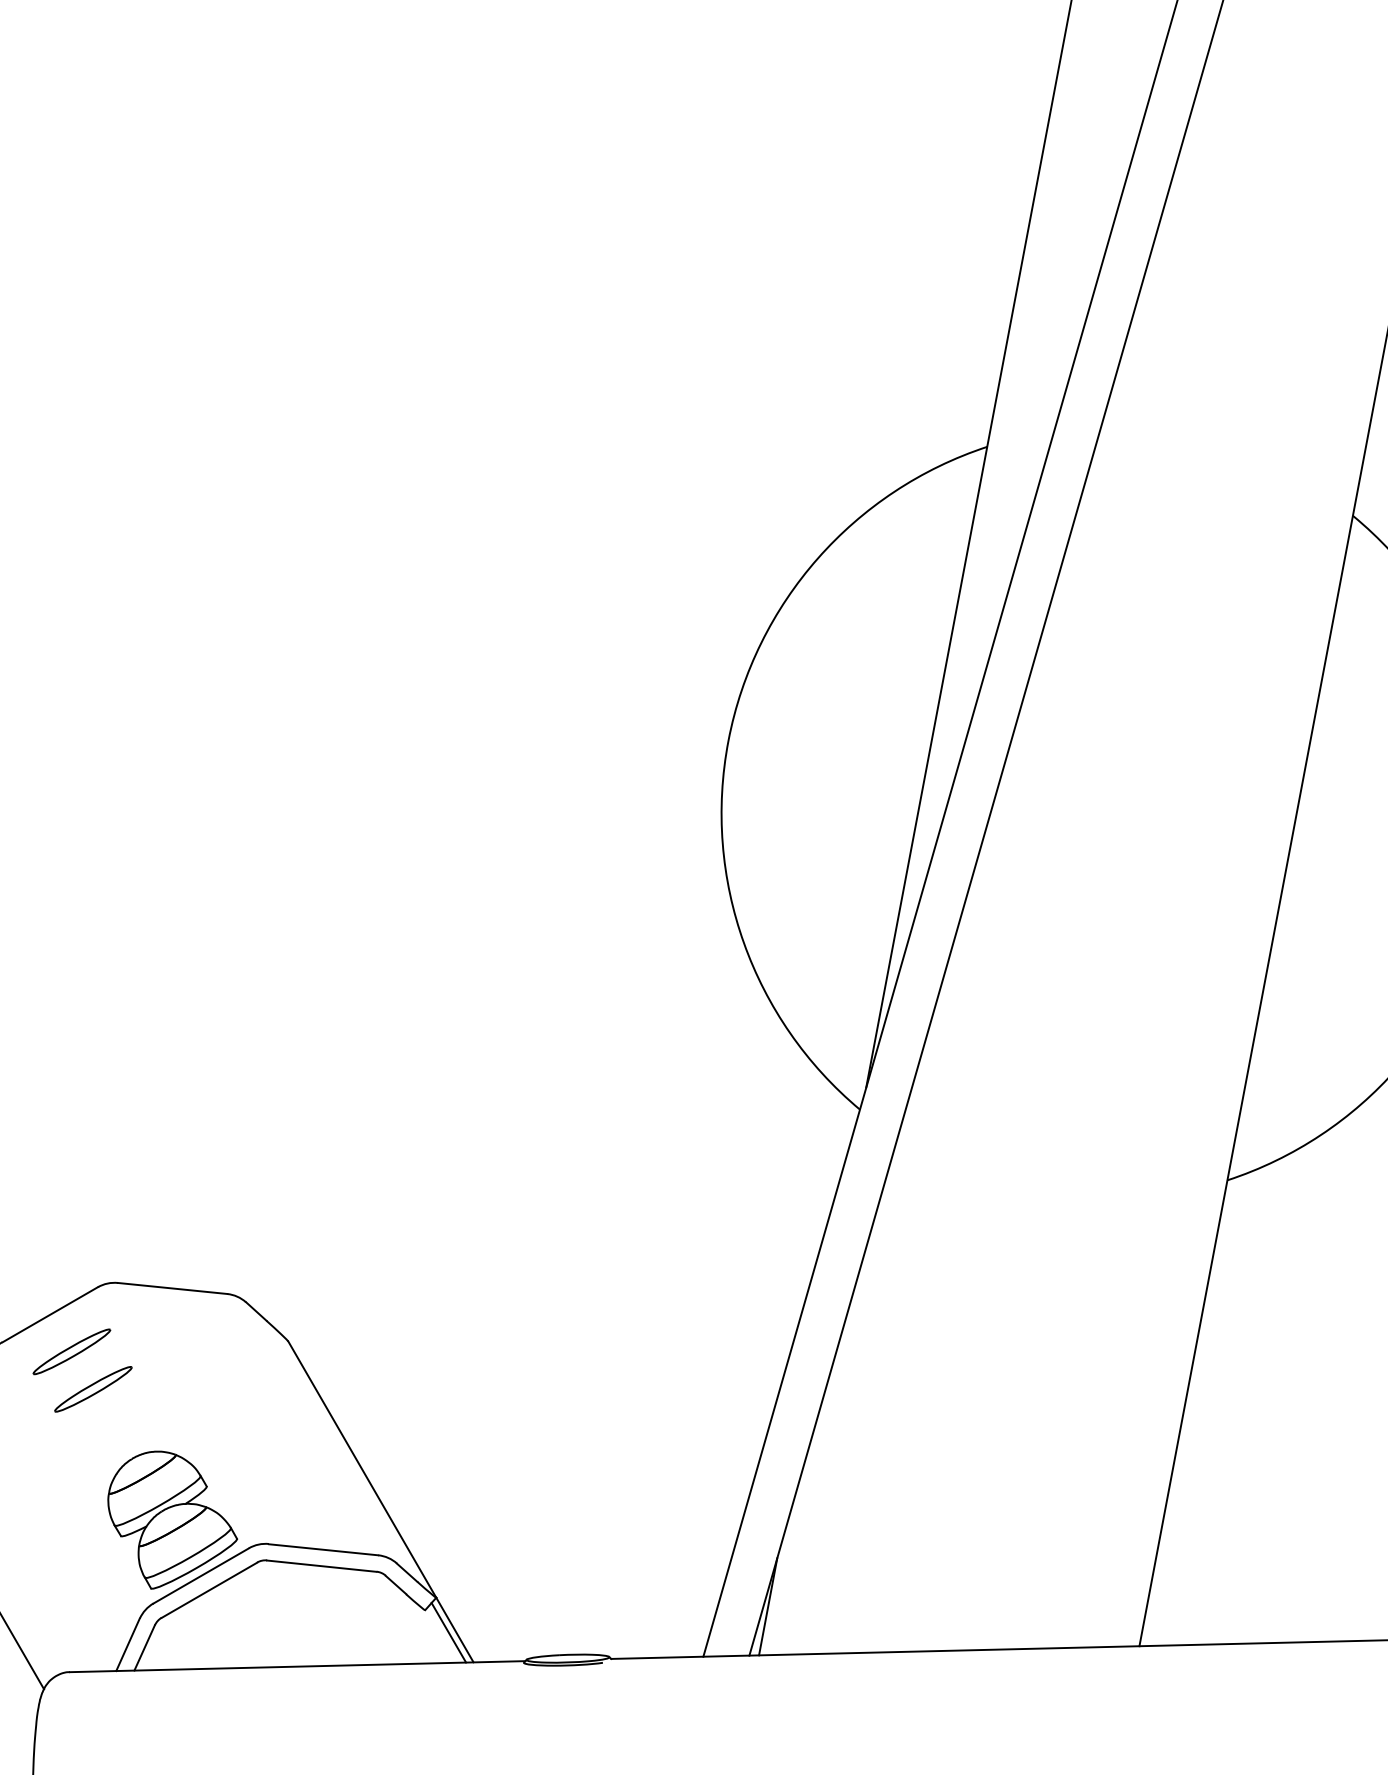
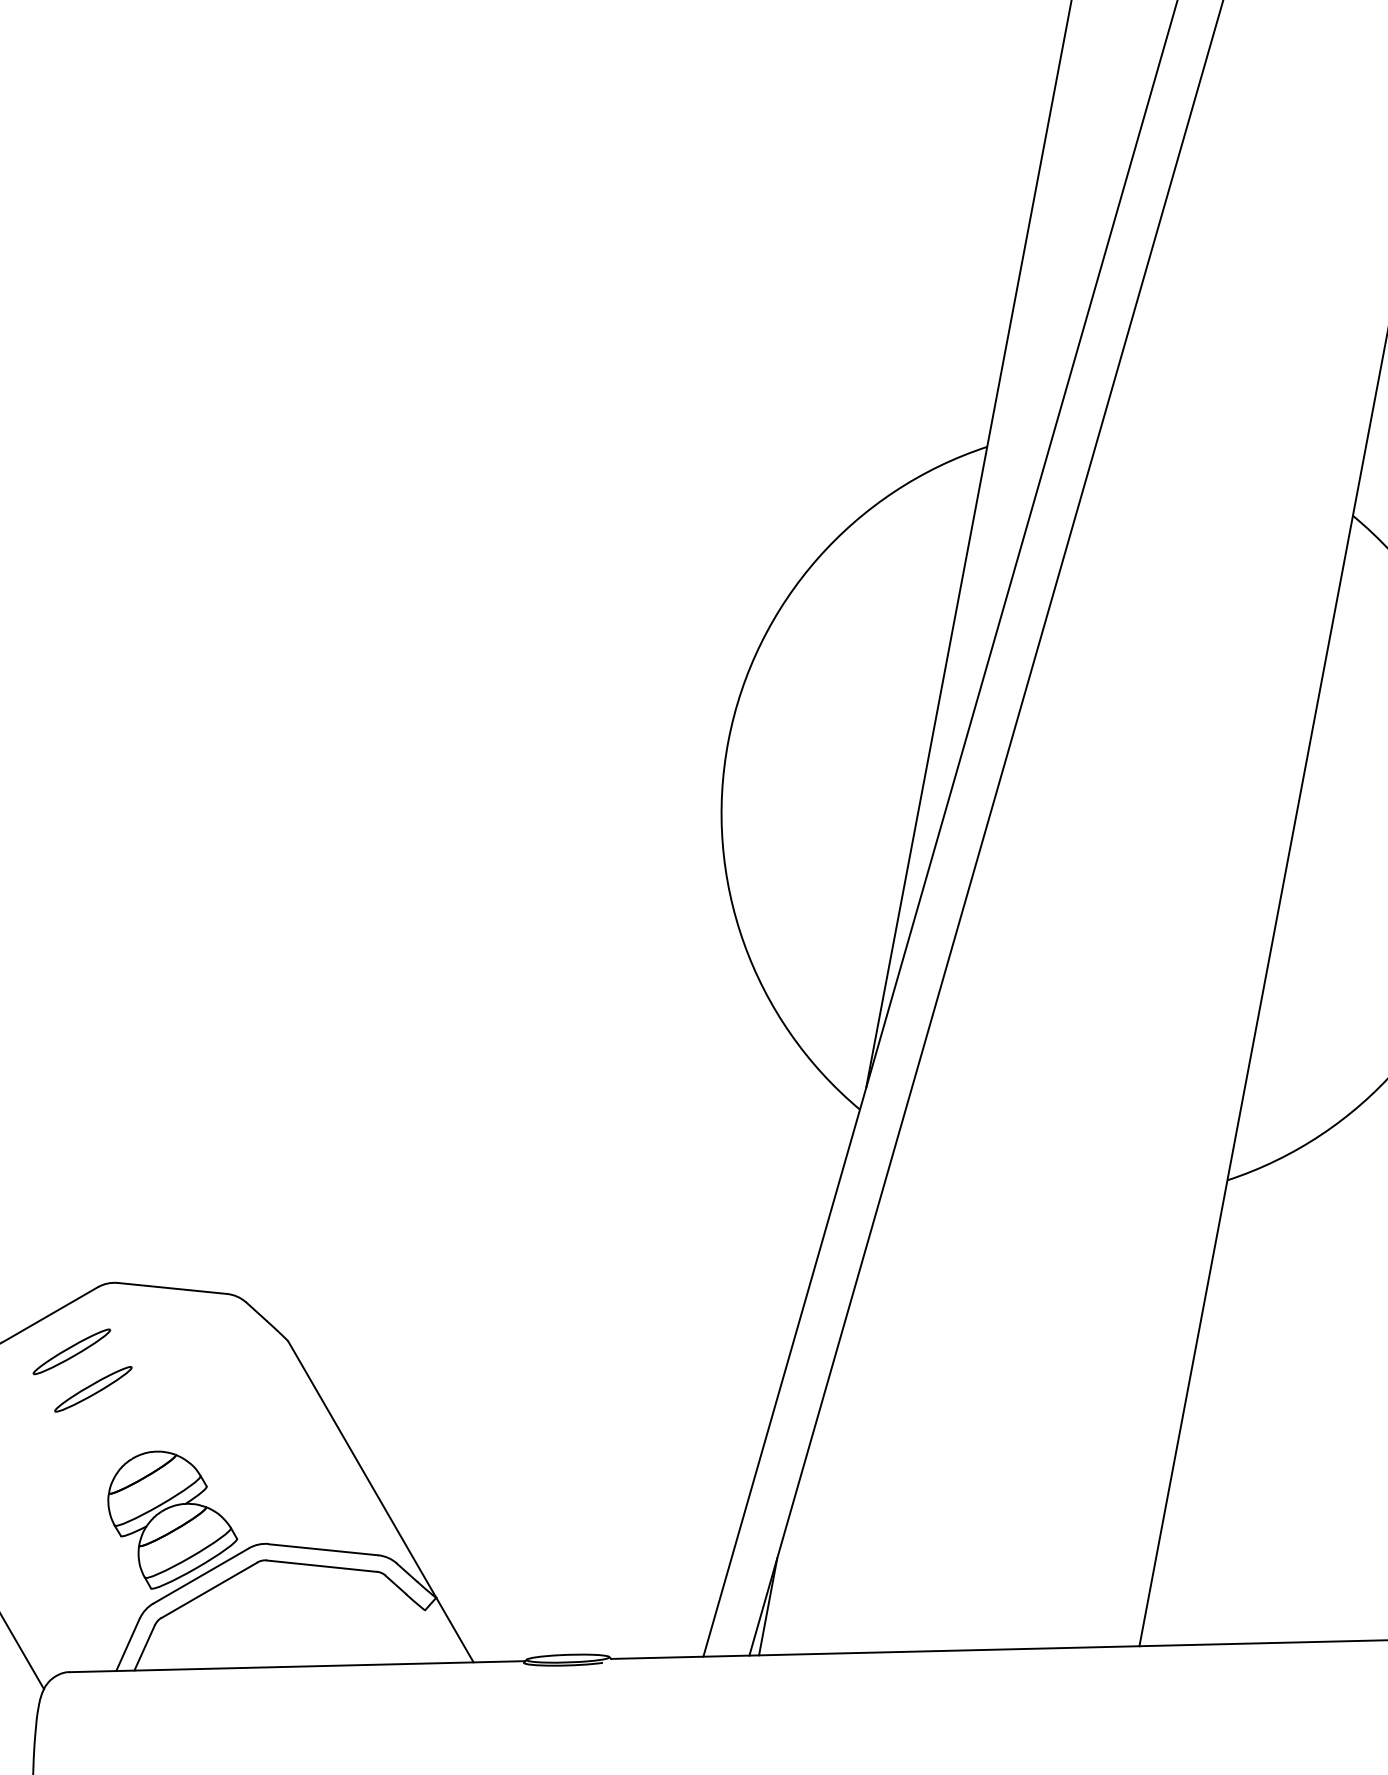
line: present -> none (448, 1632)
